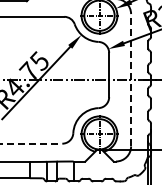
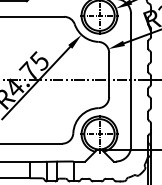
line: dashed -> solid (131, 79)
line: dashed -> solid (31, 143)
